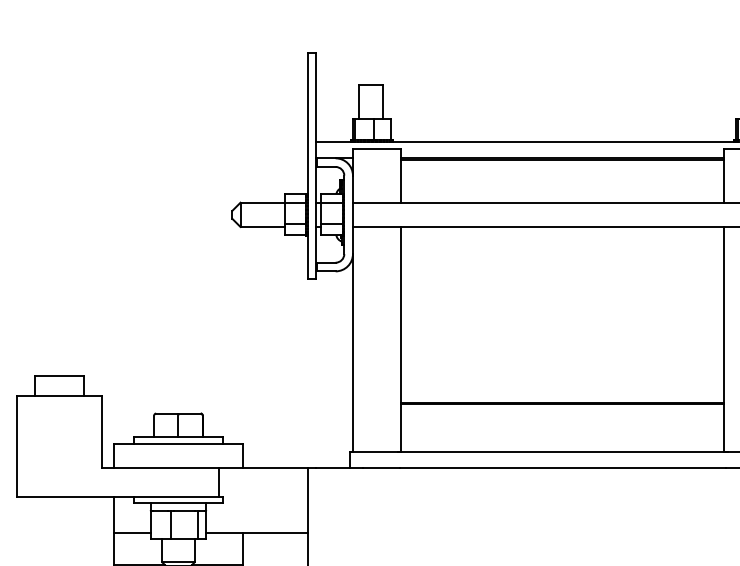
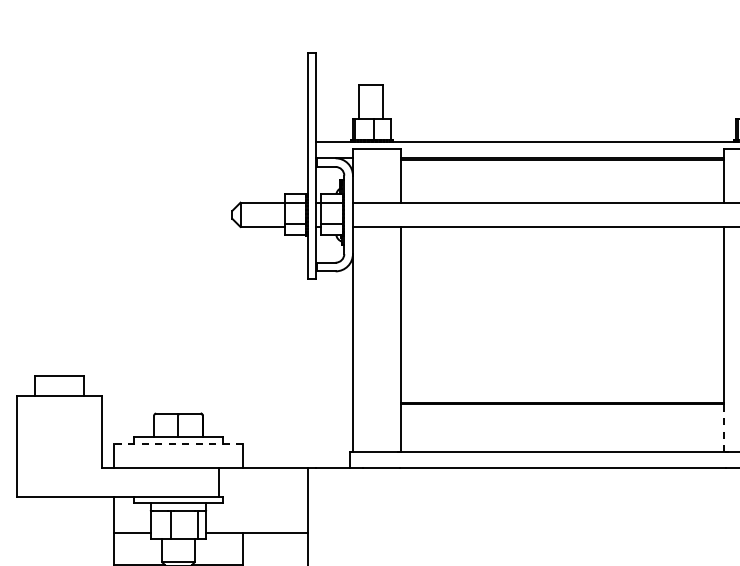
line: solid -> dashed (724, 427)
line: solid -> dashed (178, 443)
